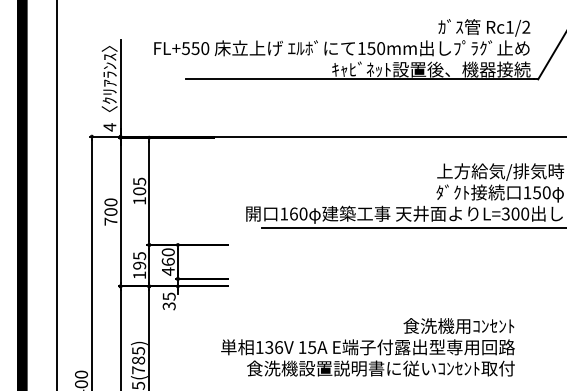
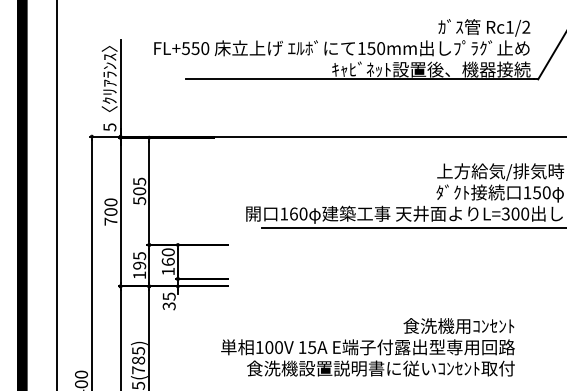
text: 4 -> 5 (109, 127)
text: 105 -> 505 (139, 201)
text: 460 -> 160 (168, 271)
text: 136V -> 100V (274, 347)
